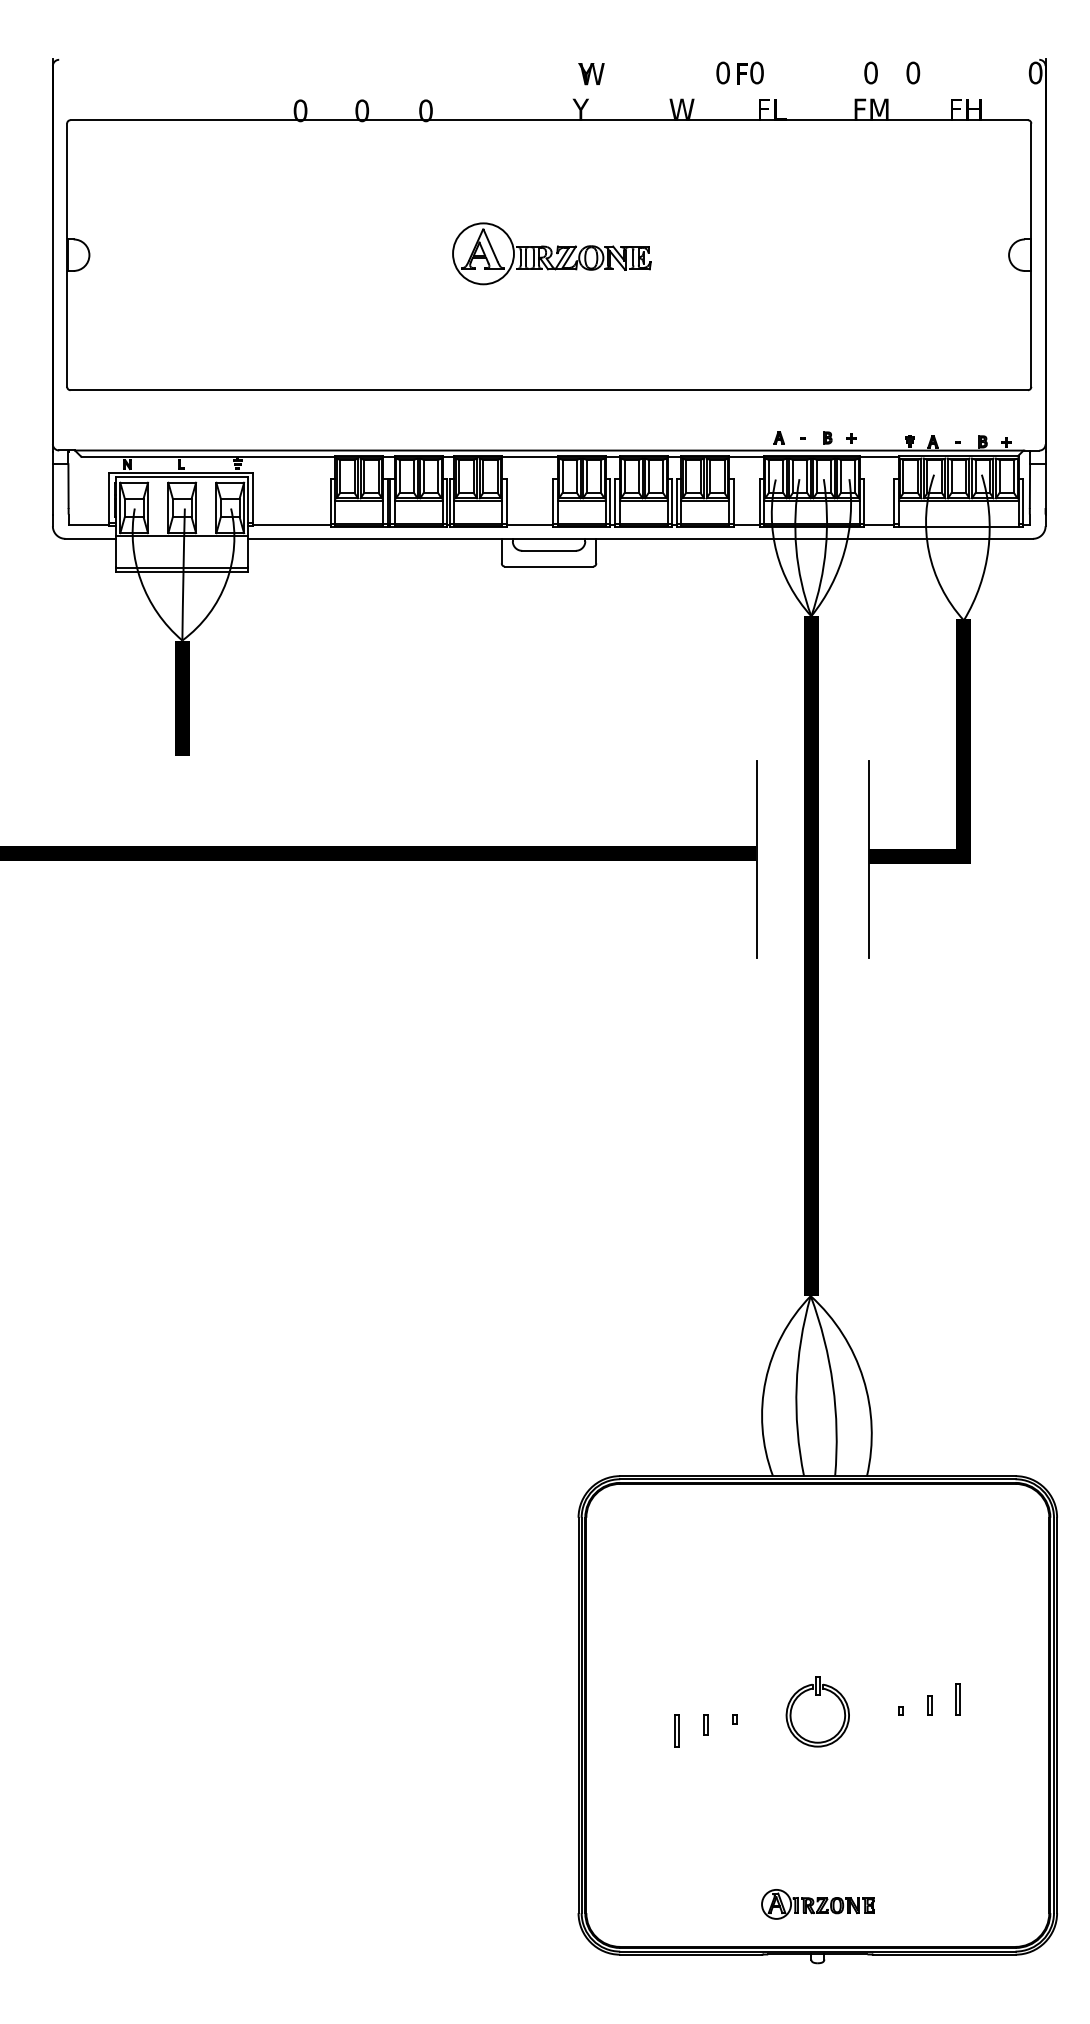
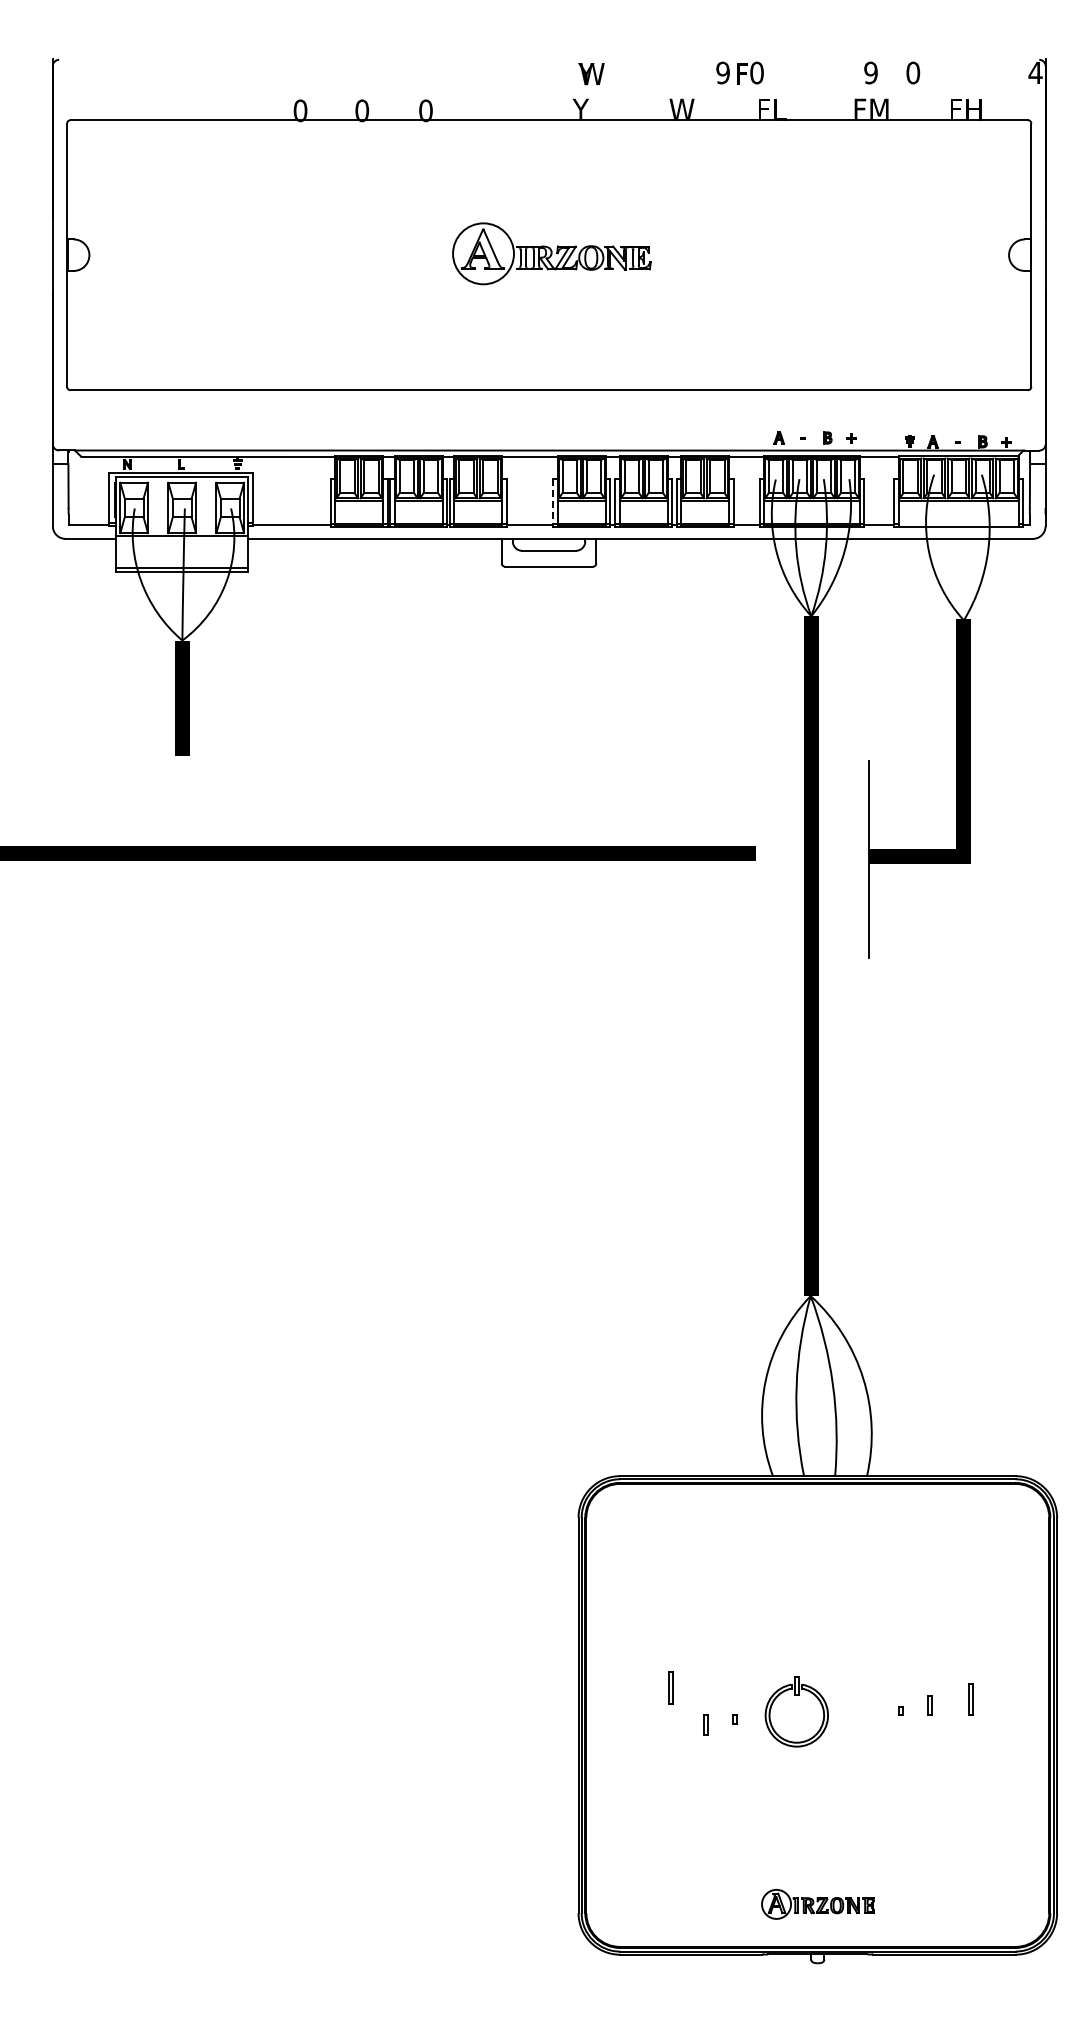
text: 0 -> 9 (722, 72)
text: 0 -> 9 (870, 72)
text: 0 -> 4 (1035, 72)
line: solid -> dashed (553, 501)
line: present -> none (756, 859)
part position: (817, 1695) -> (796, 1695) (796, 1695)
part position: (957, 1699) -> (970, 1699) (970, 1699)
part position: (676, 1730) -> (670, 1687) (670, 1687)
